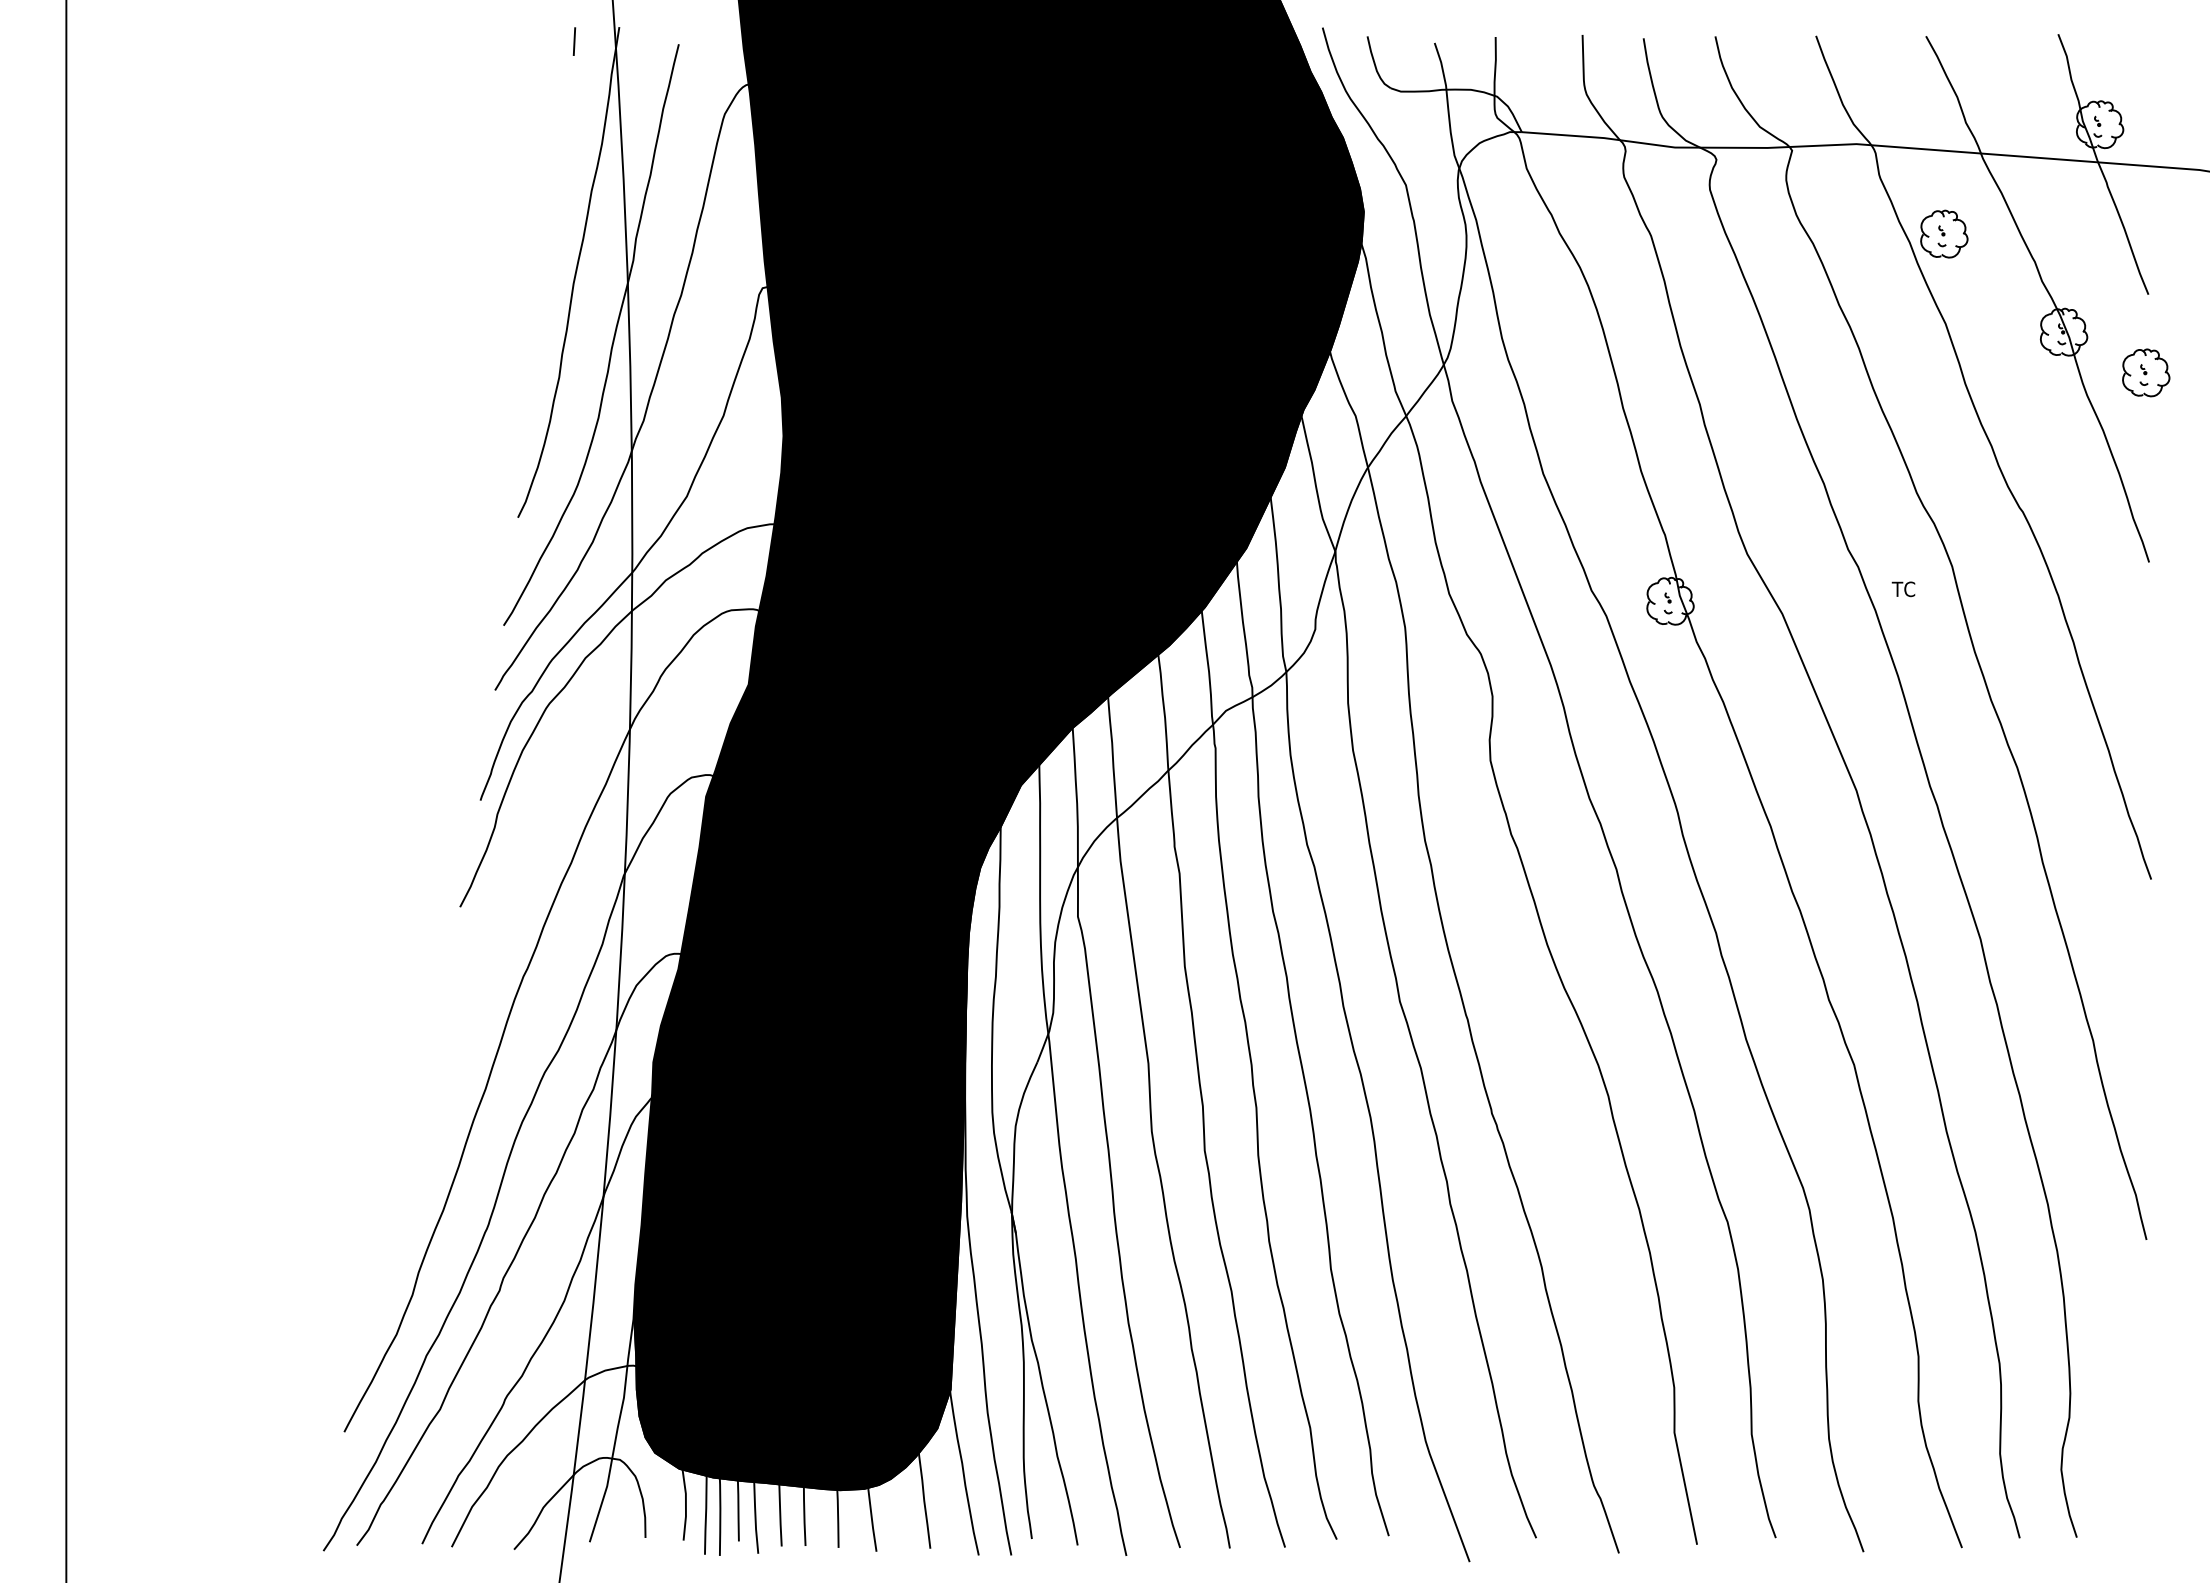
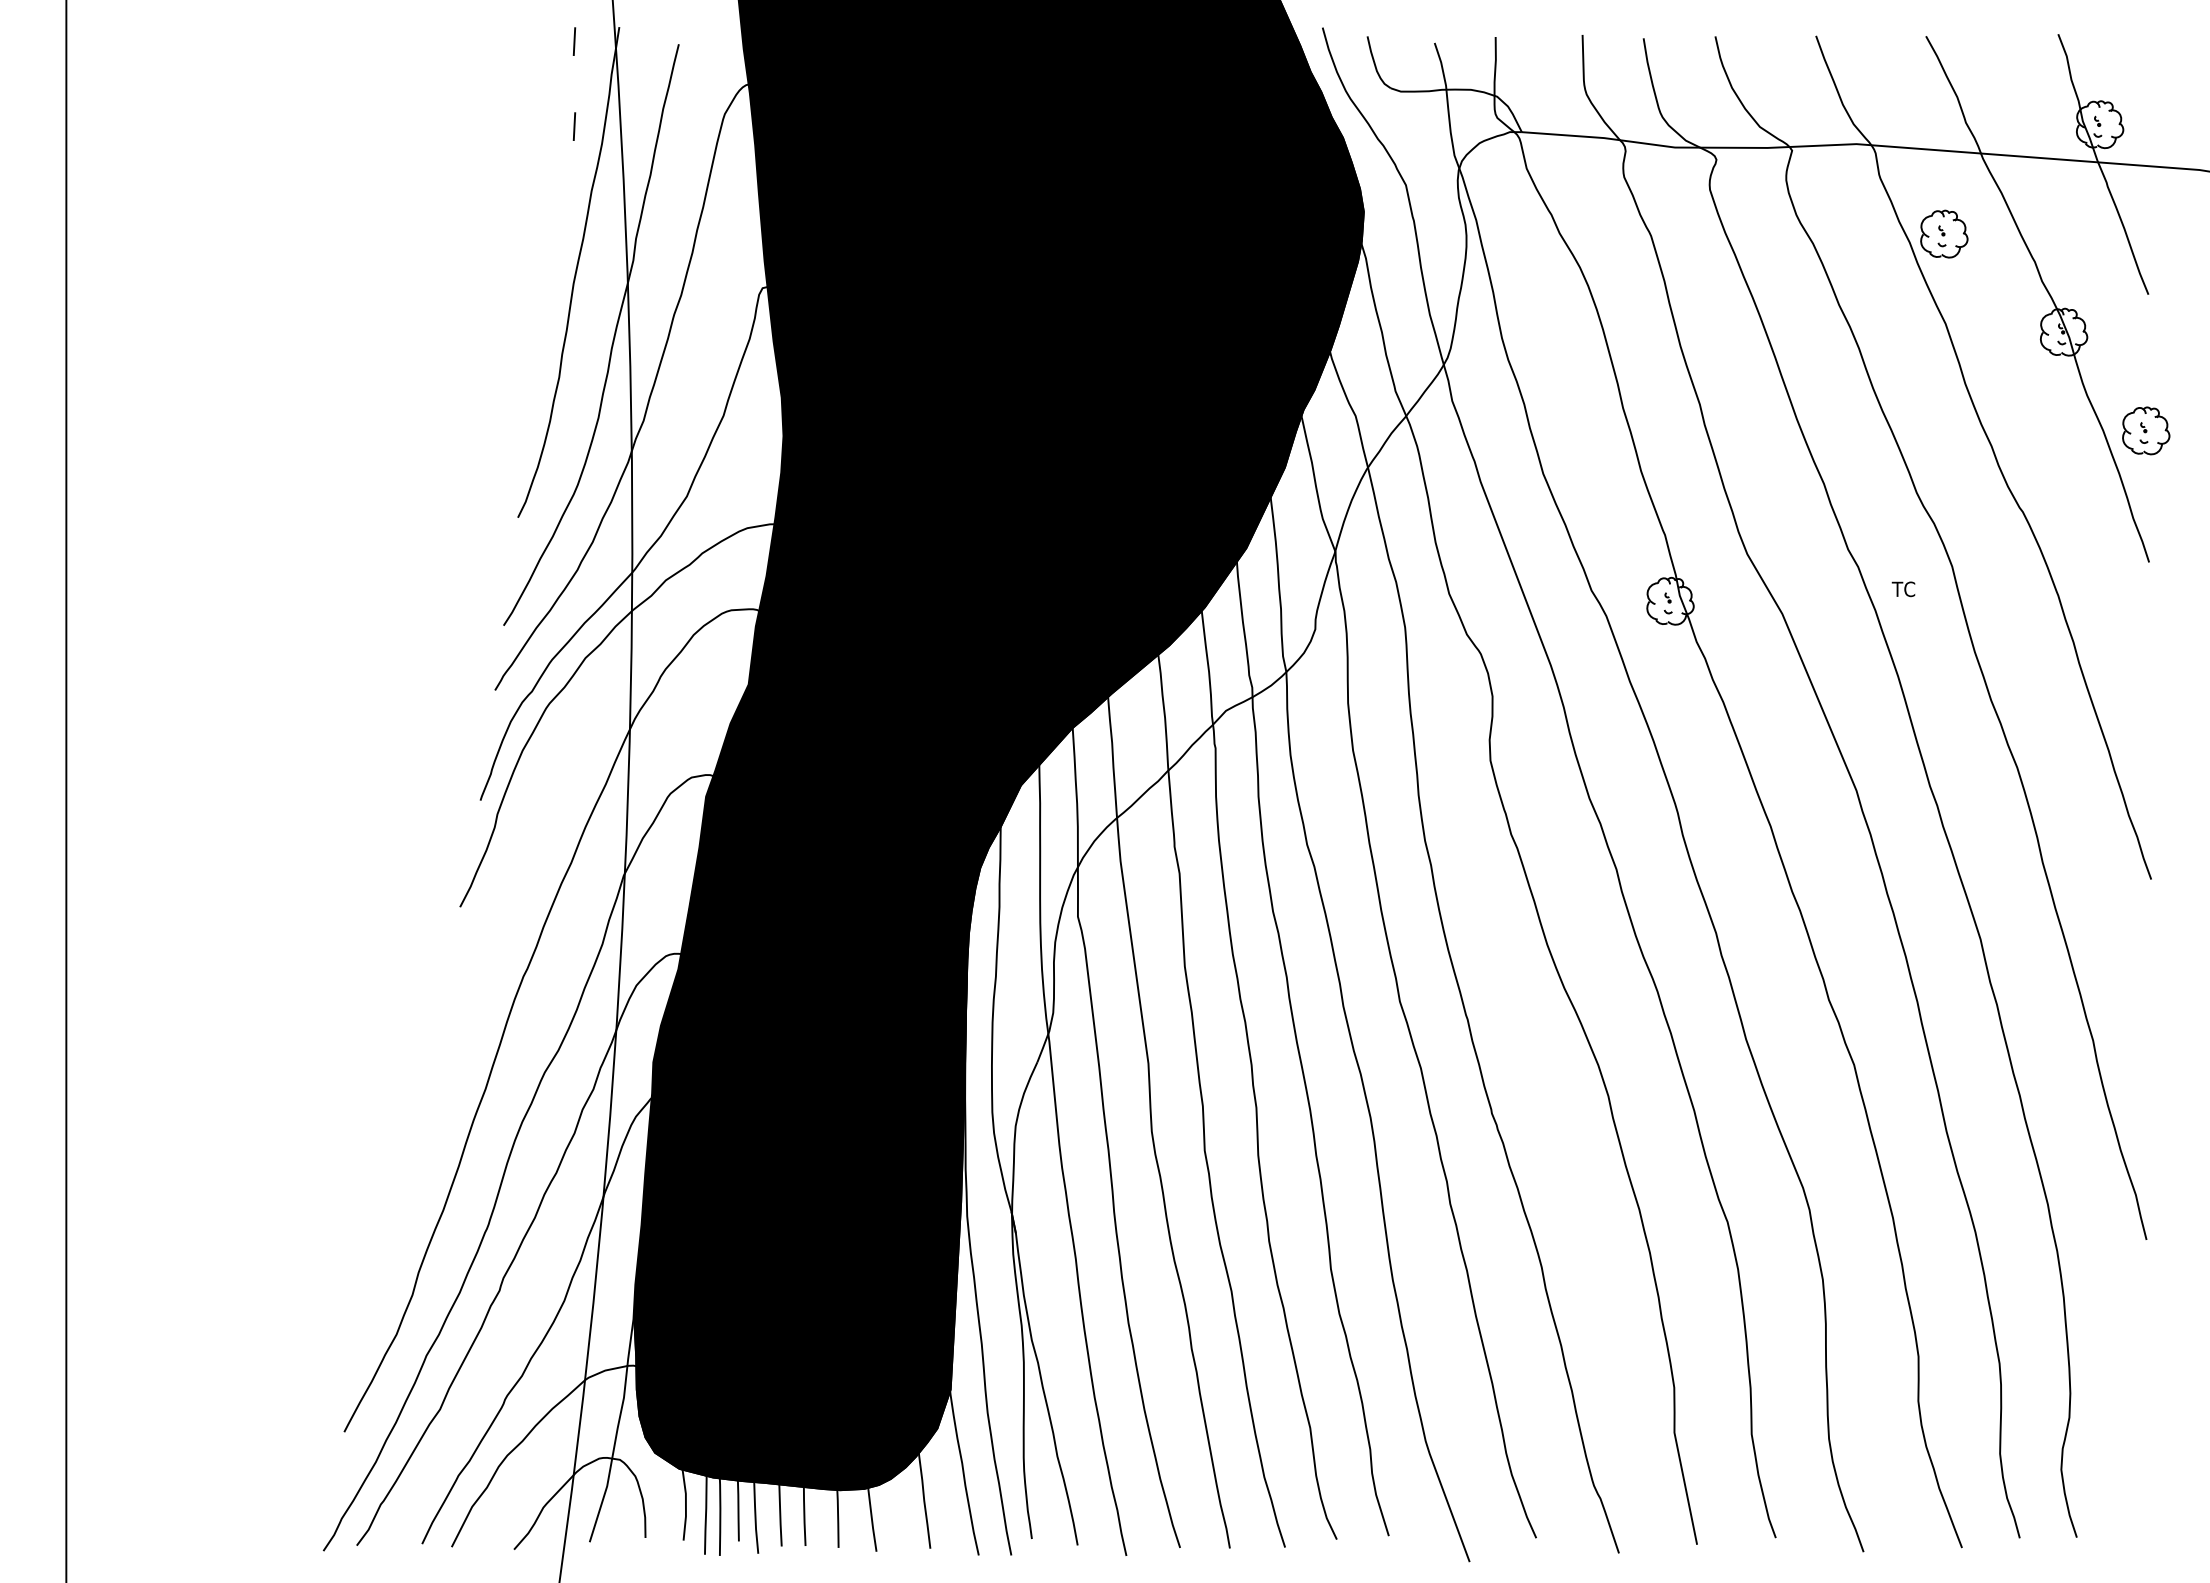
line: none -> present (574, 126)
part position: (2146, 372) -> (2146, 430) (2146, 430)
